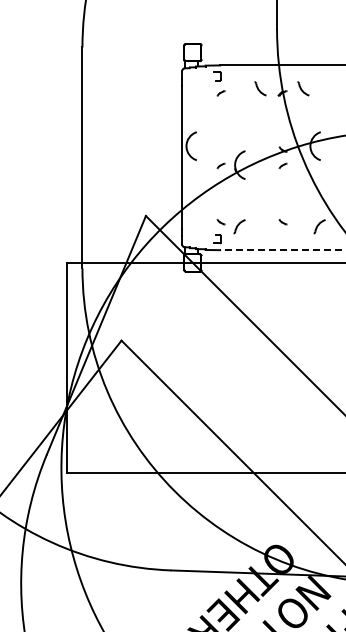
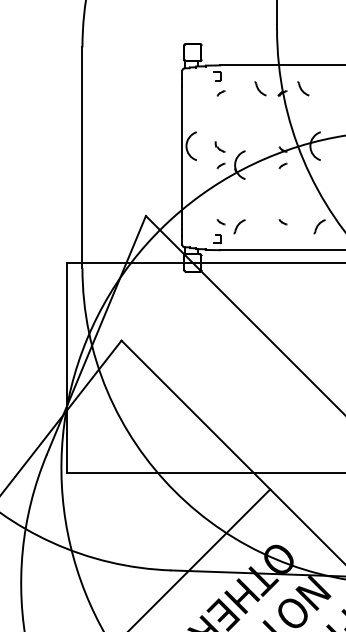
part: none -> present (219, 146)
line: dashed -> solid (282, 250)
line: none -> present (200, 558)
